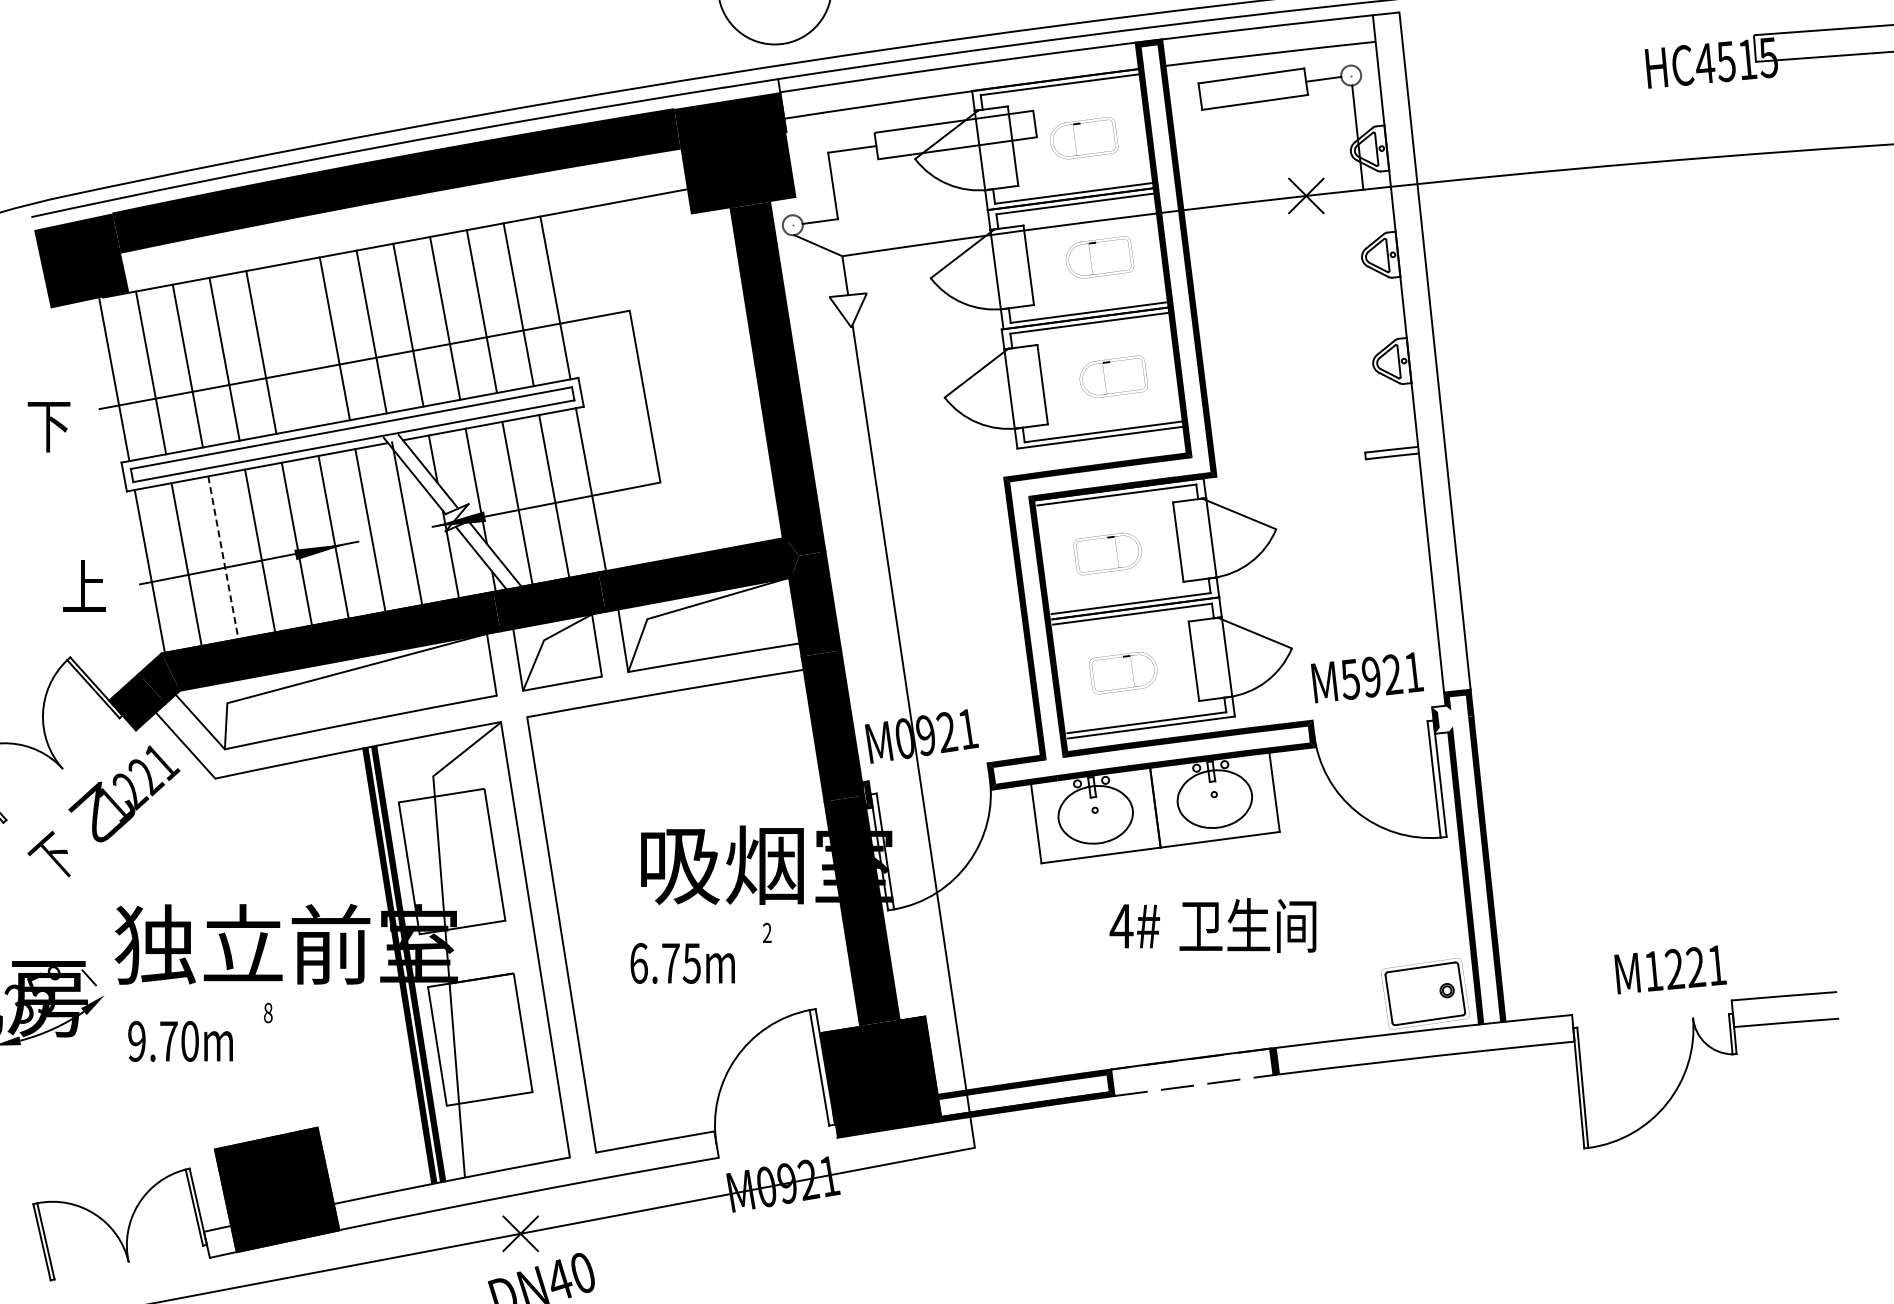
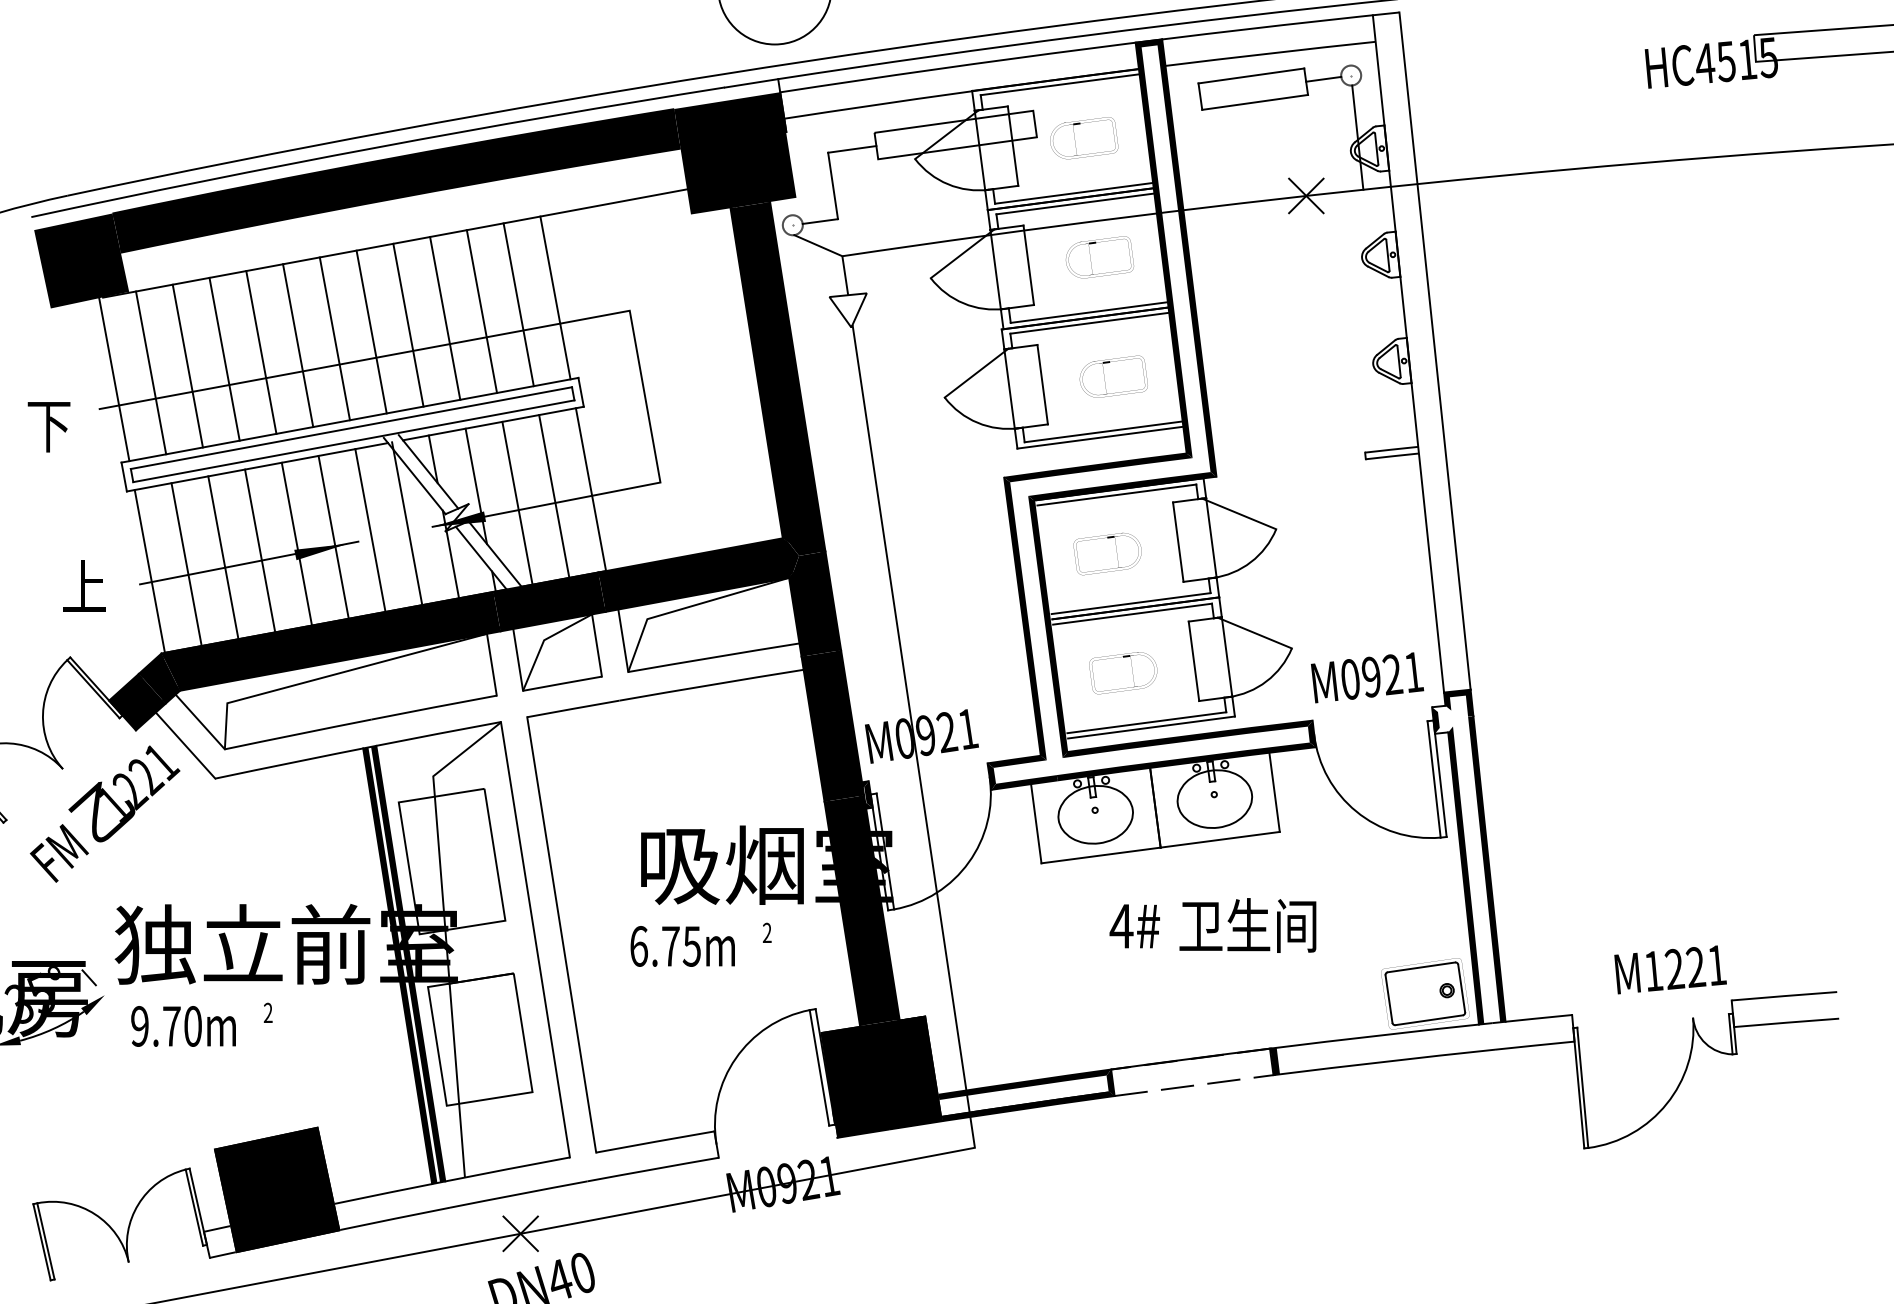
line: none -> present (298, 345)
line: dashed -> solid (223, 557)
text: M5921 -> M0921 (1350, 679)
text: 下 -> FM (57, 853)
text position: (682, 963) -> (682, 946) (682, 946)
text: 8 -> 2 (267, 1012)
text position: (180, 1041) -> (183, 1026) (183, 1026)
